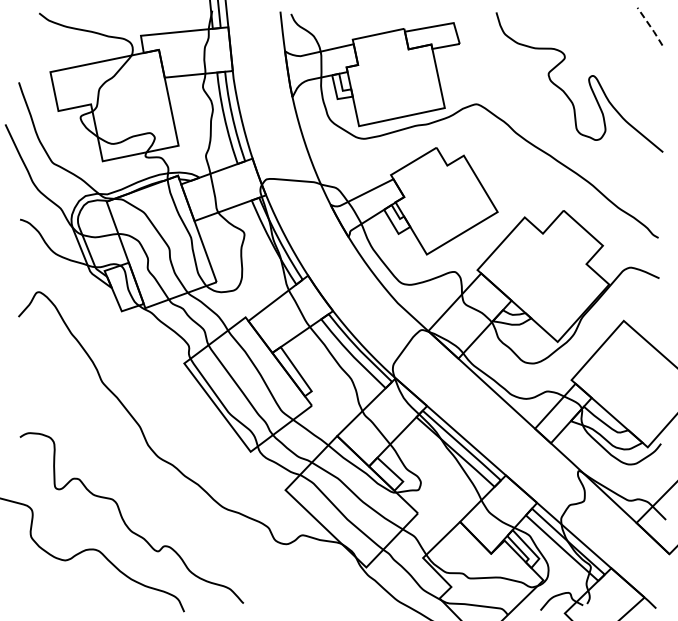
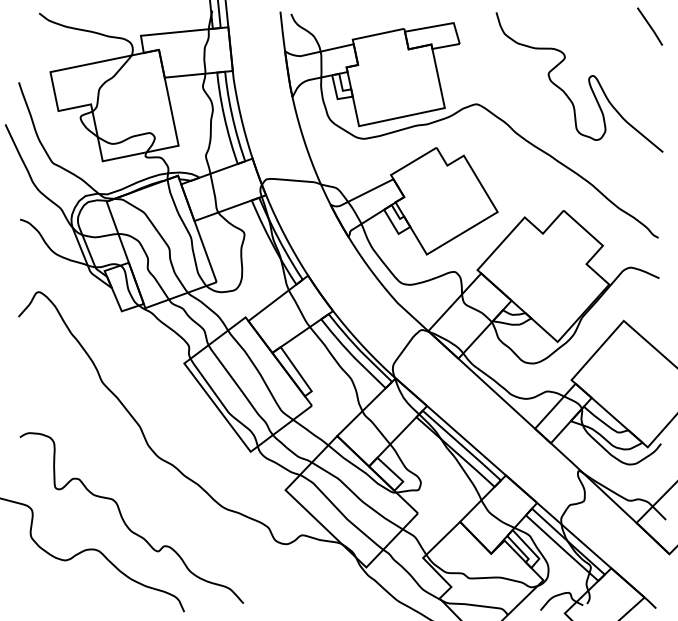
line: dashed -> solid (650, 26)
